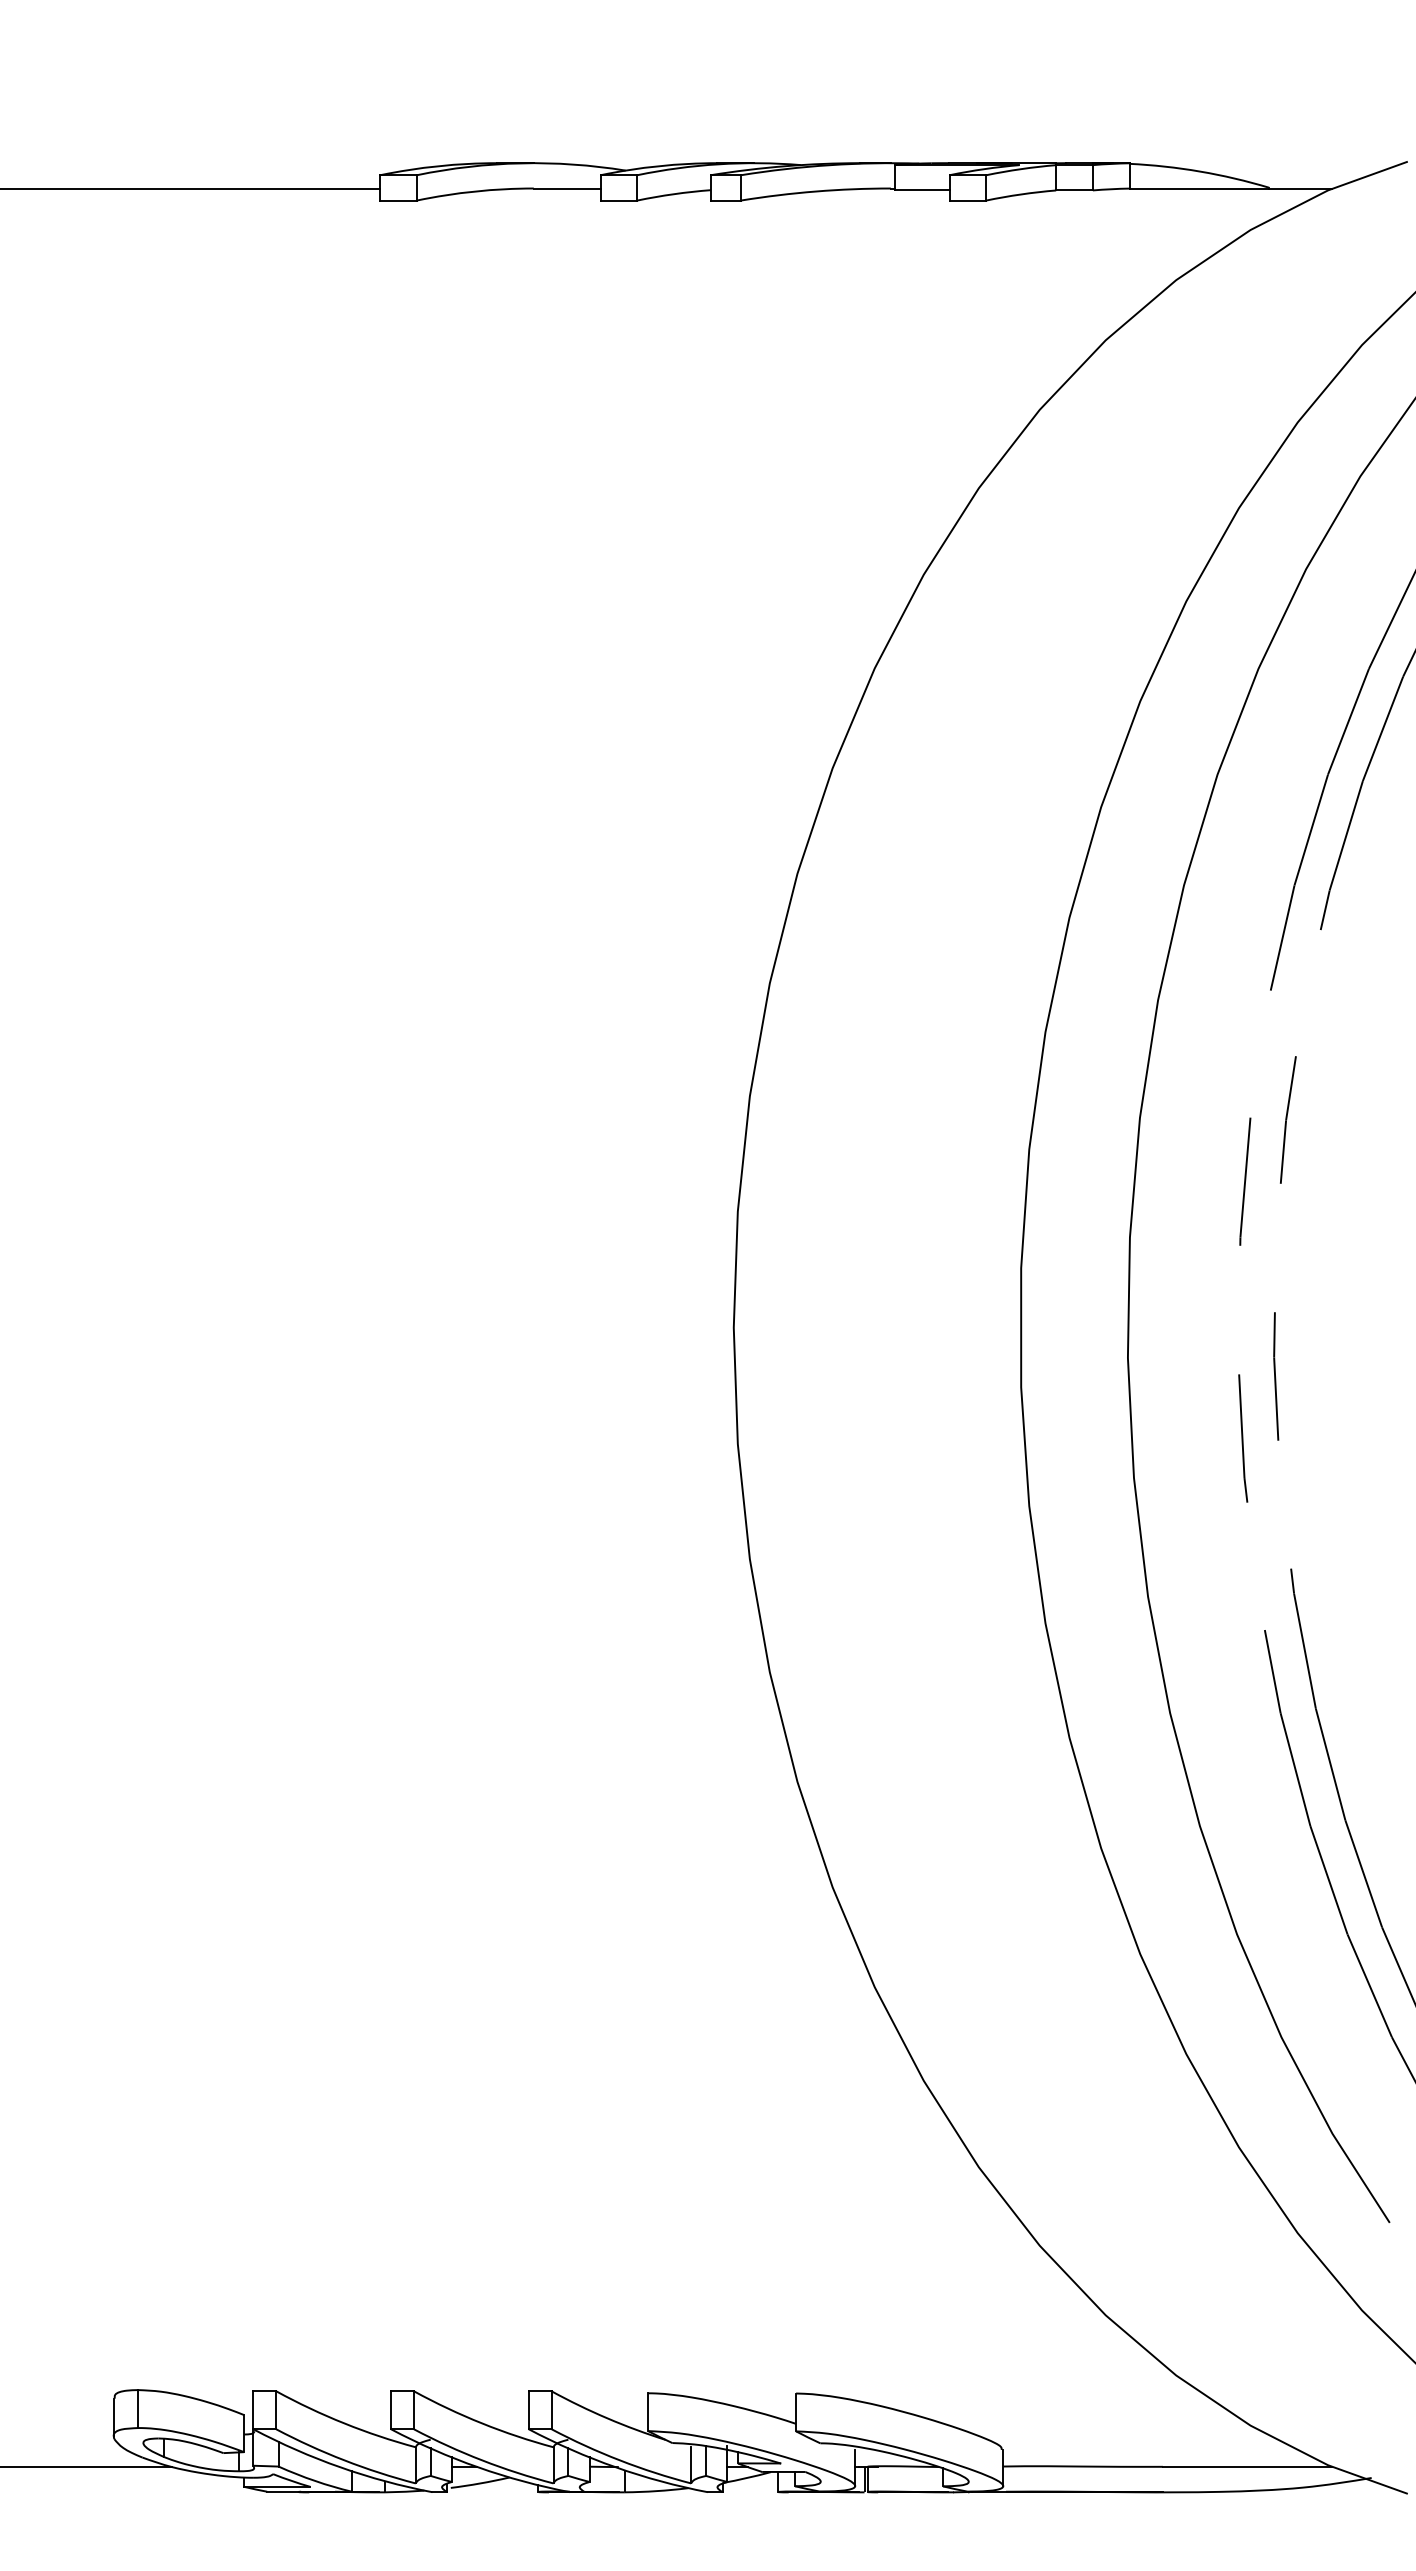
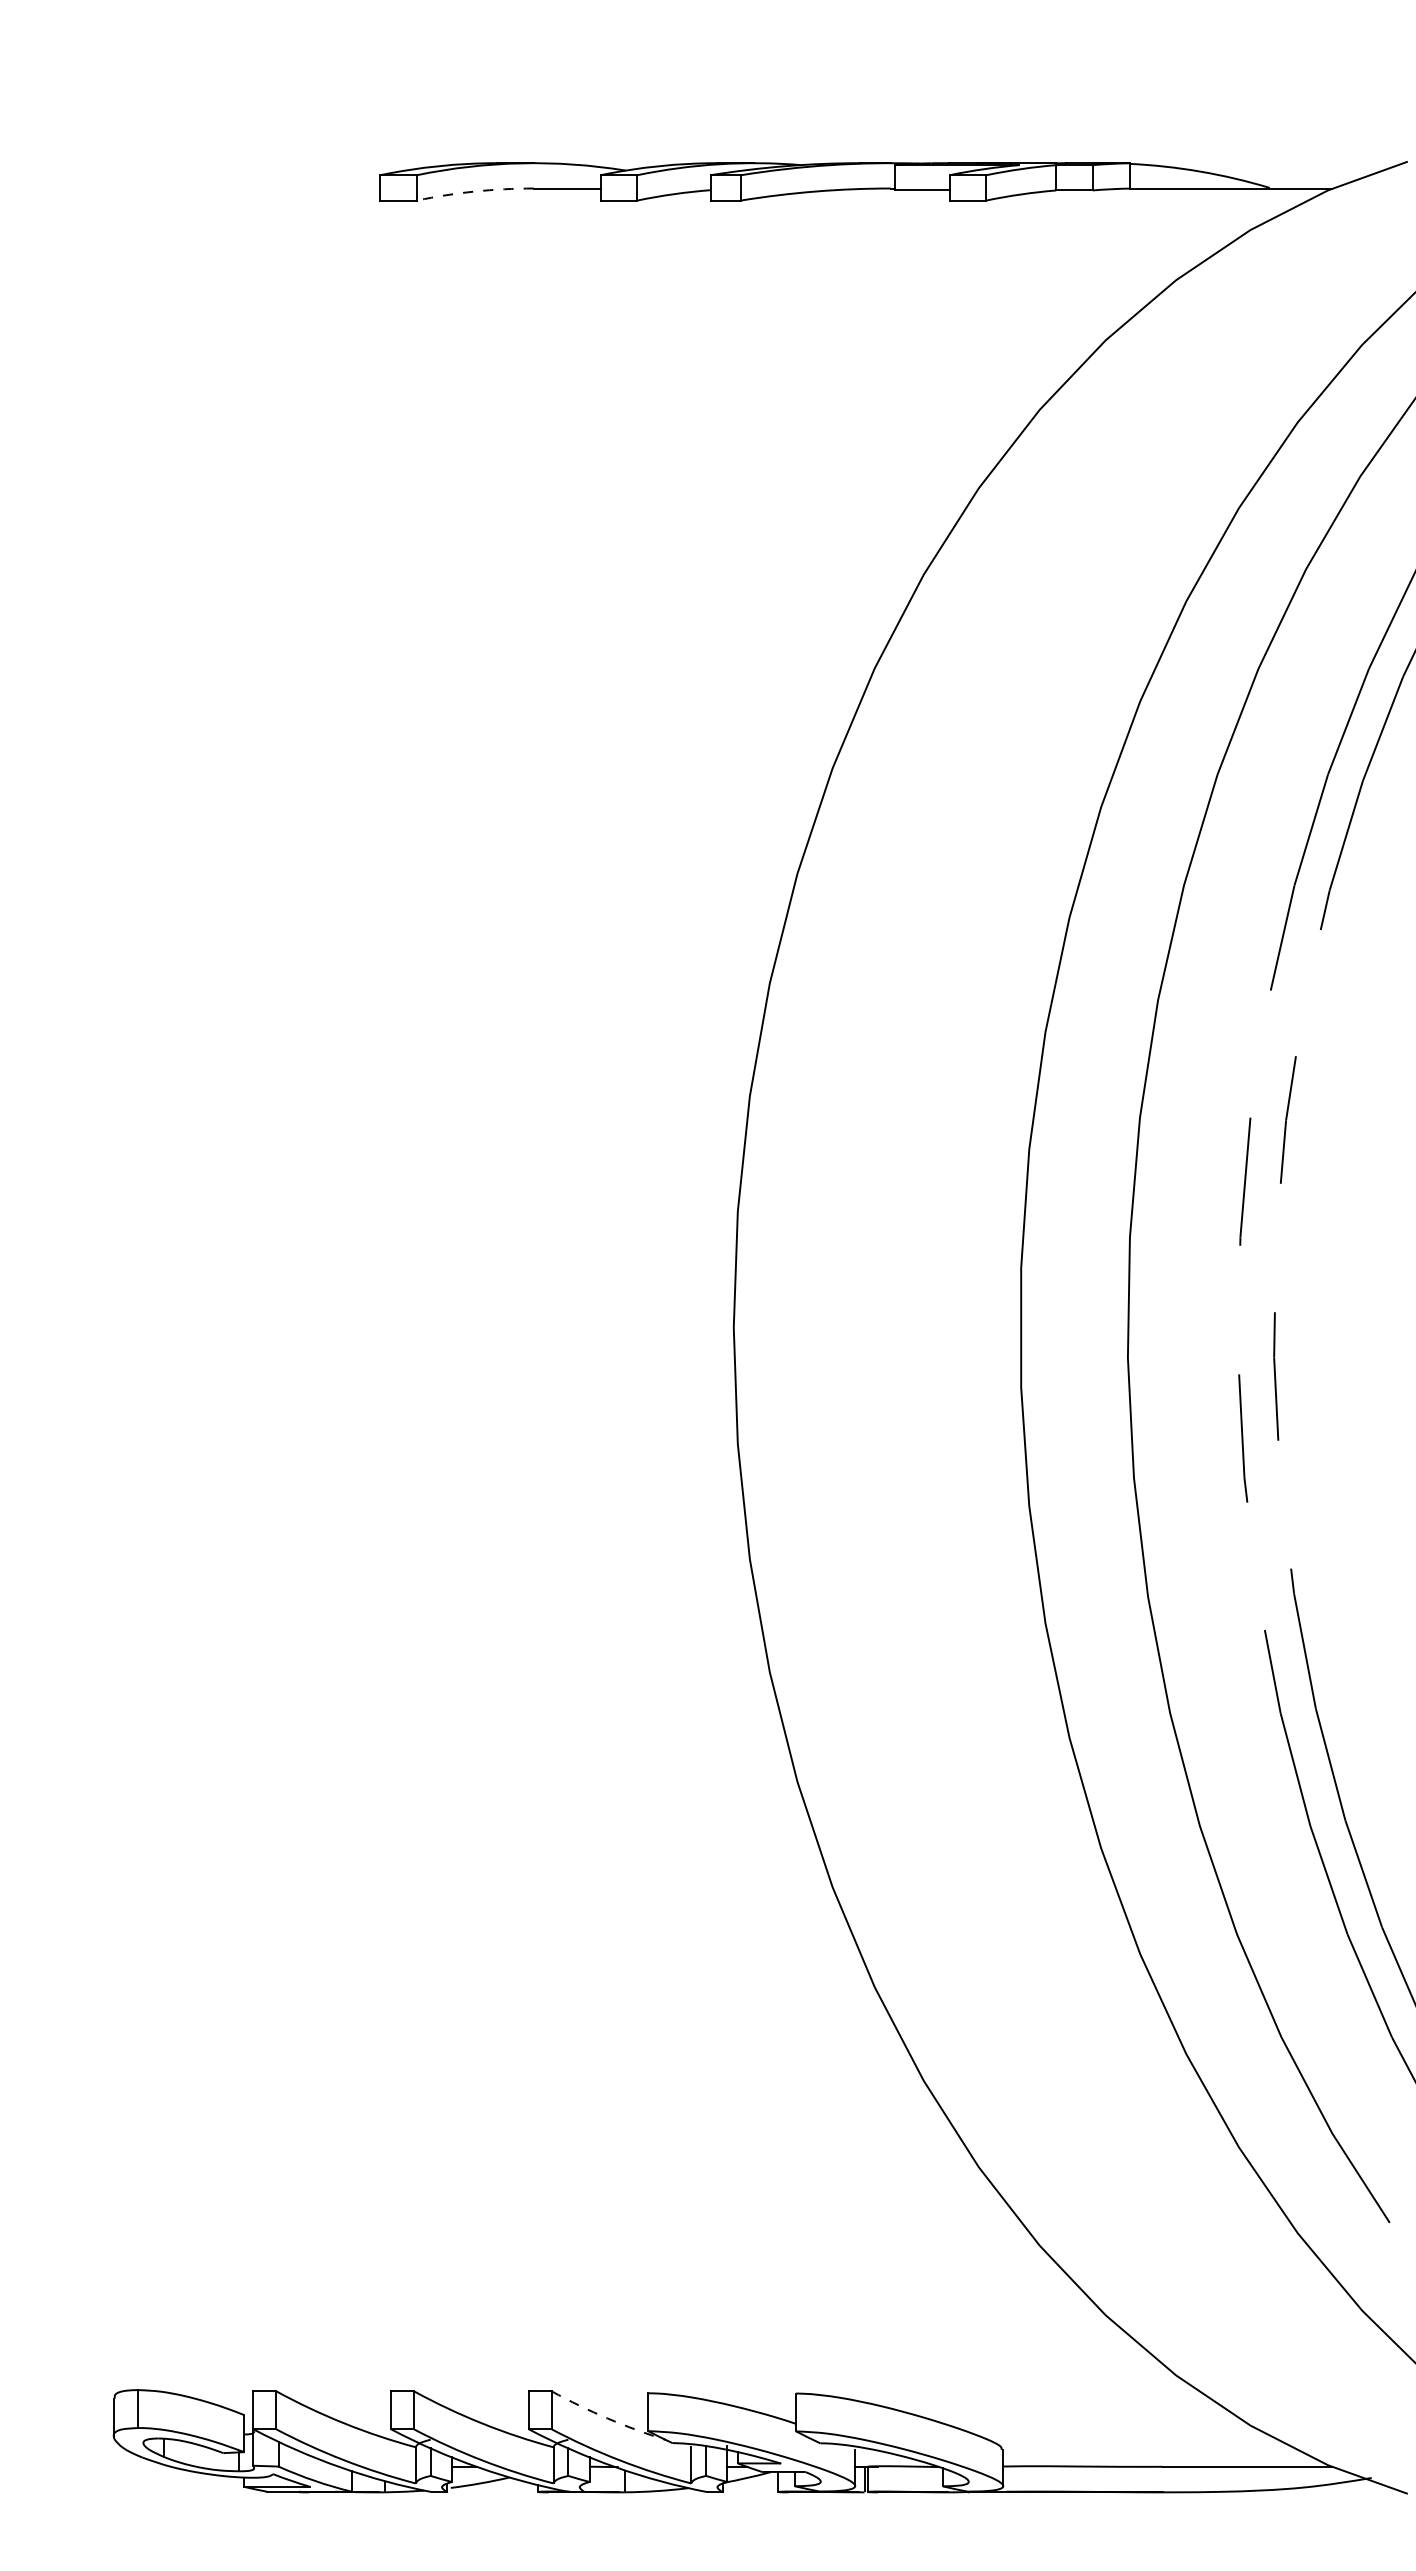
line: present -> none (191, 188)
arc: solid -> dashed (475, 191)
arc: solid -> dashed (607, 2418)
line: present -> none (87, 2467)
